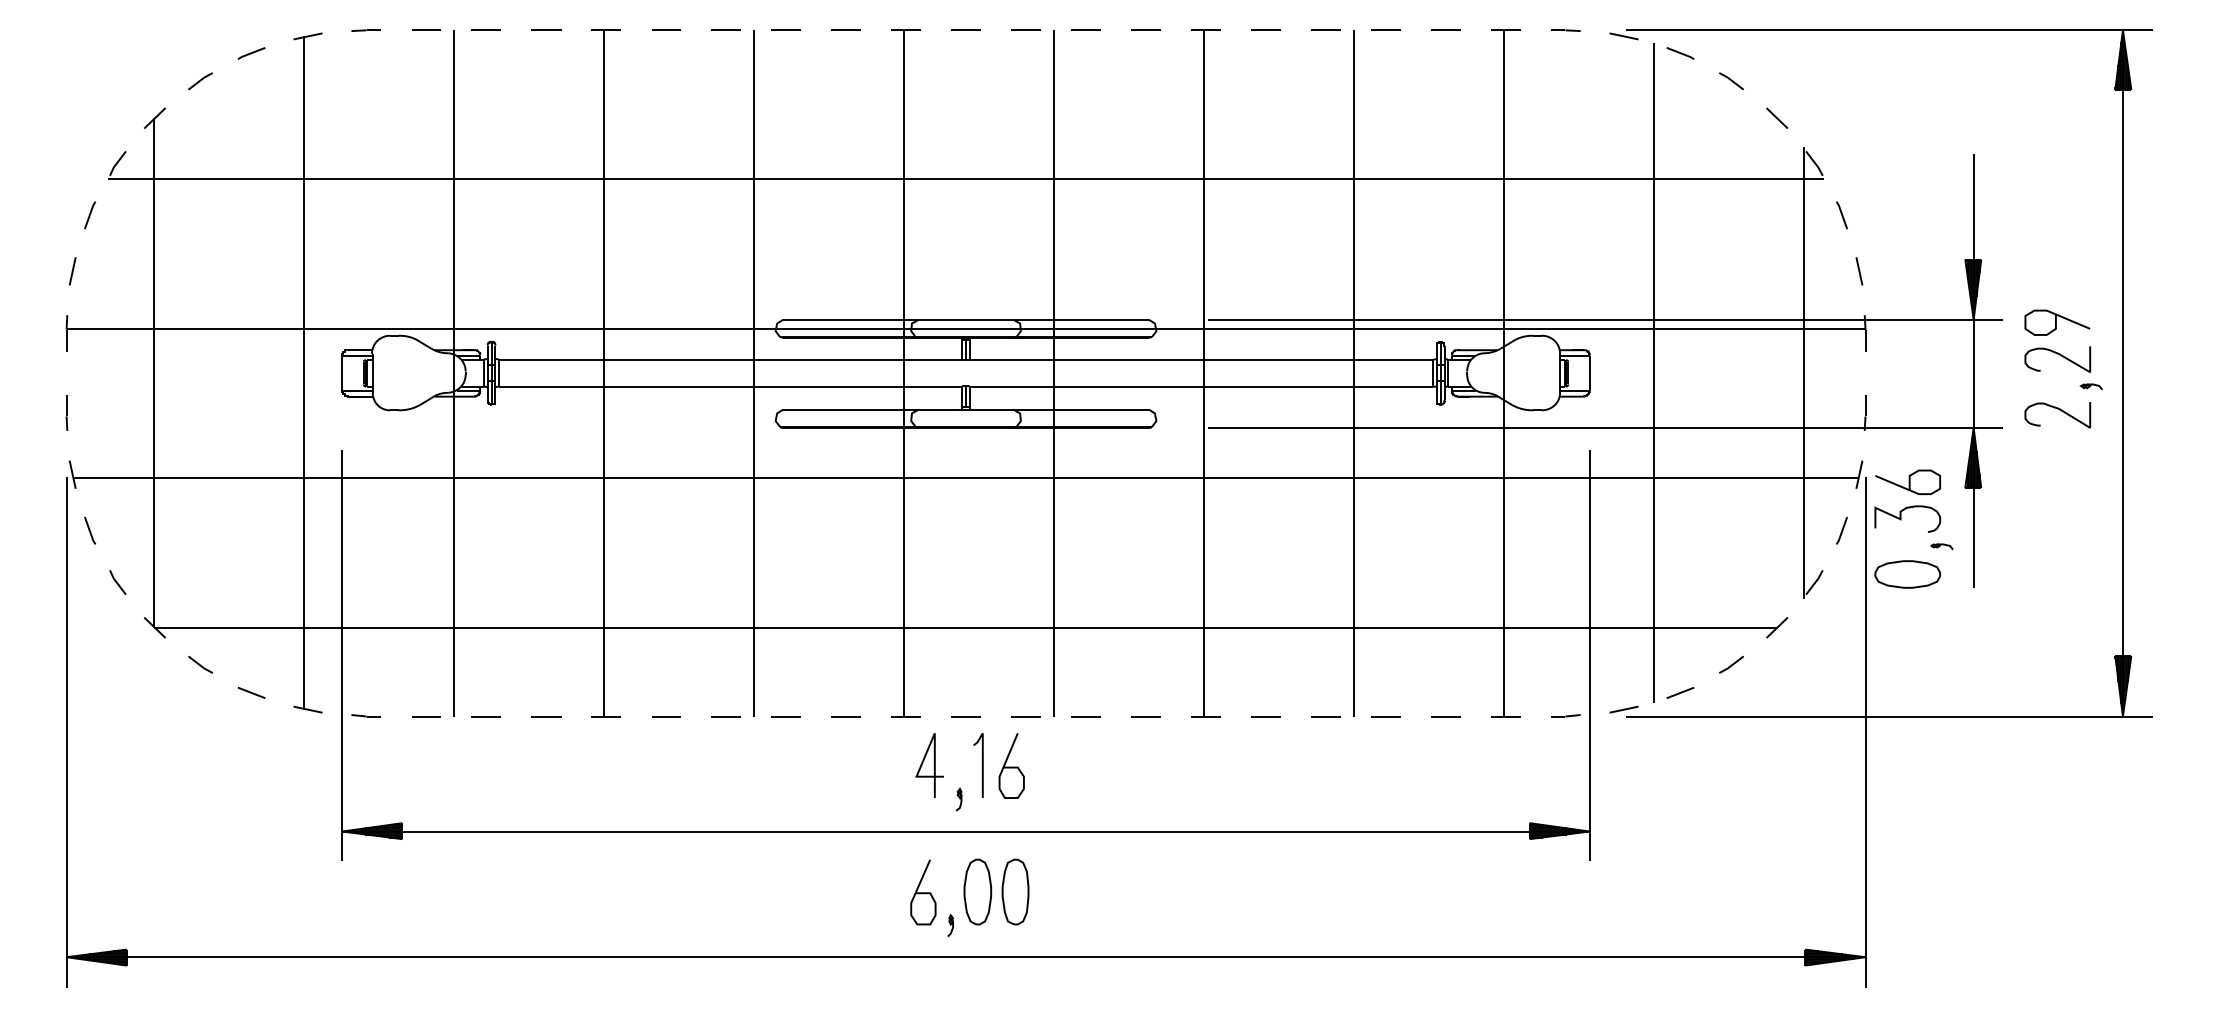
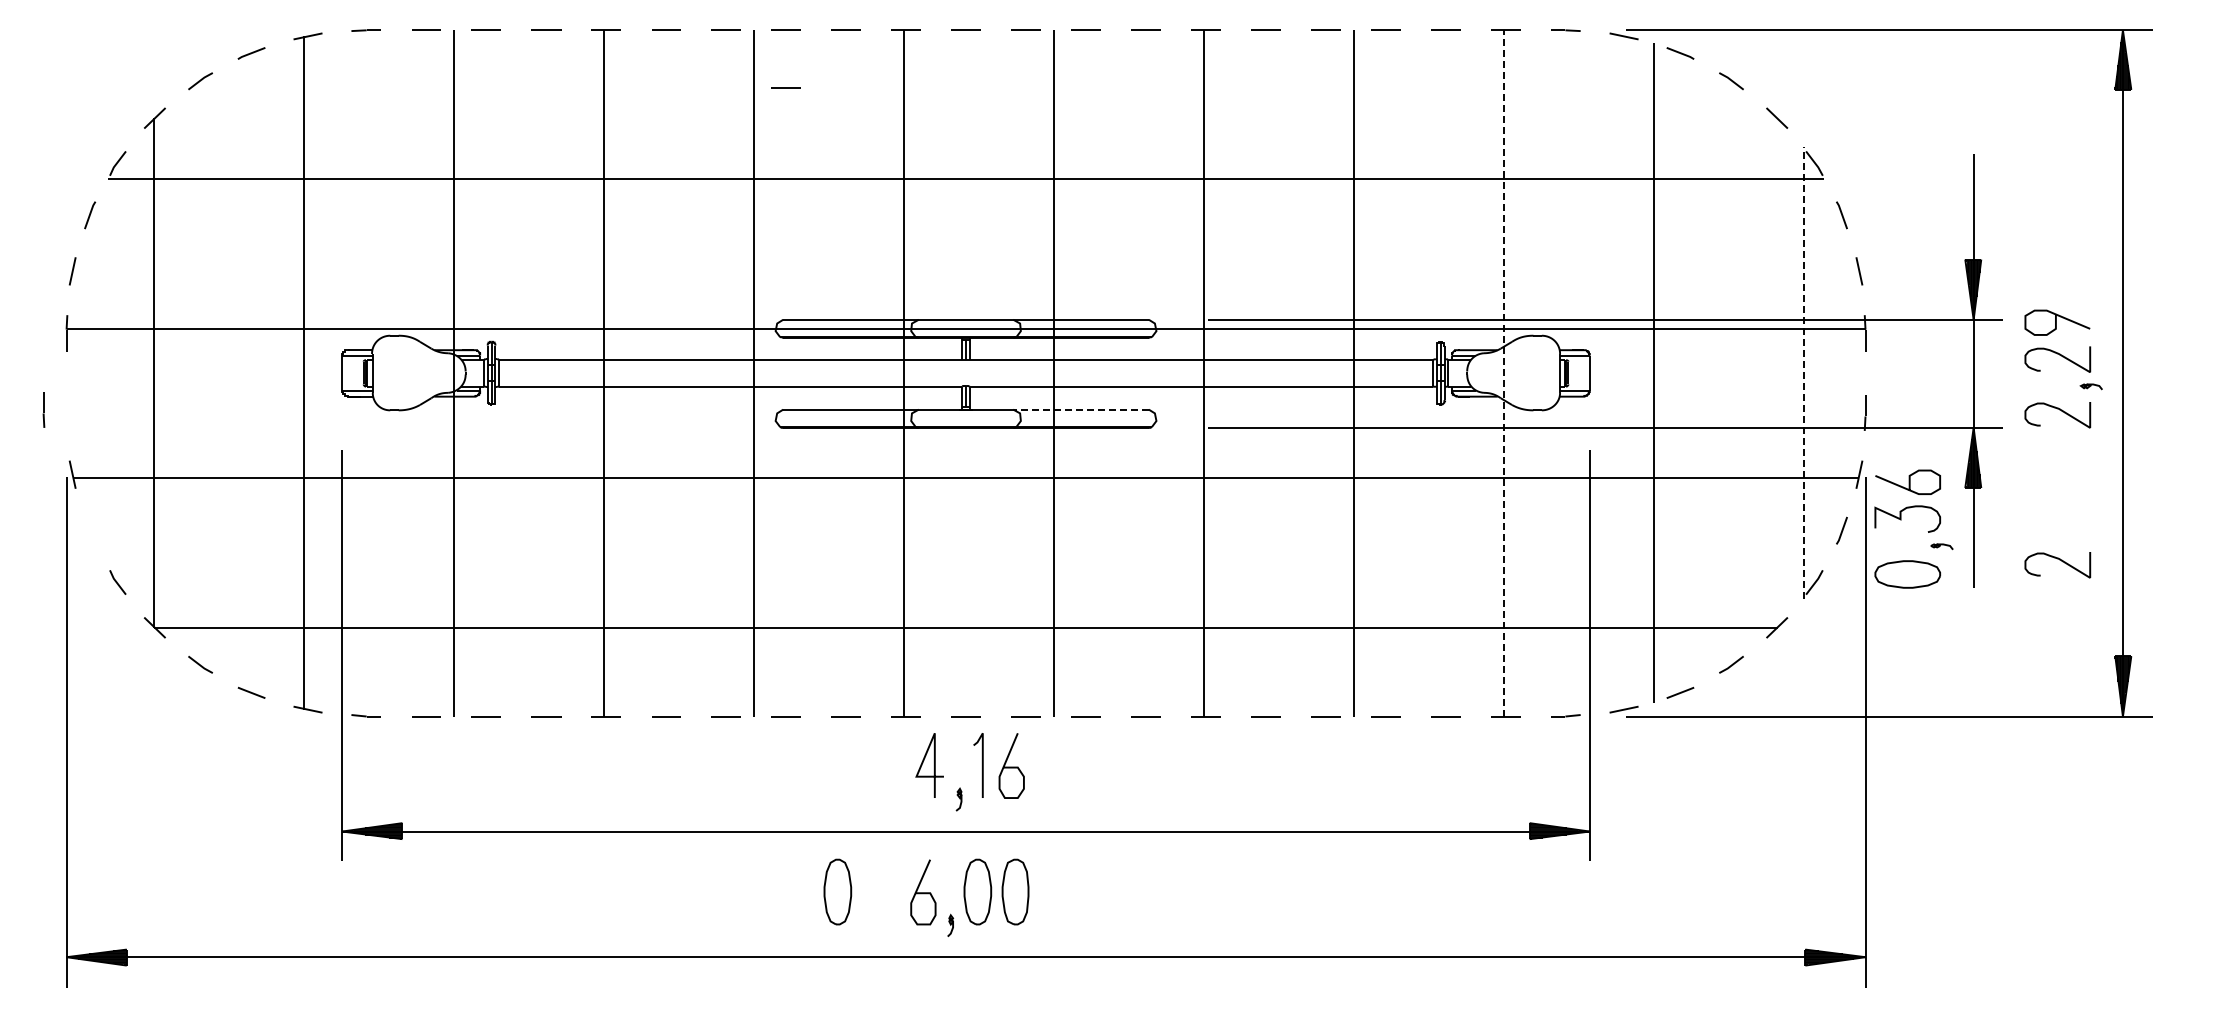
line: none -> present (785, 87)
line: solid -> dashed (1503, 372)
line: solid -> dashed (1803, 372)
line: solid -> dashed (1081, 409)
part position: (66, 412) -> (43, 409) (43, 409)
line: present -> none (90, 530)
curve: none -> present (2059, 560)
part: none -> present (837, 891)
